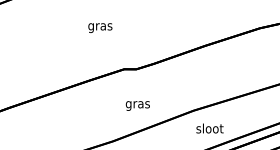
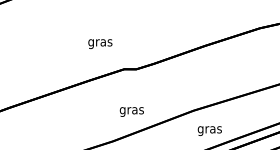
text position: (100, 27) -> (100, 43) (100, 43)
text position: (137, 105) -> (131, 111) (131, 111)
text: sloot -> gras (209, 129)
